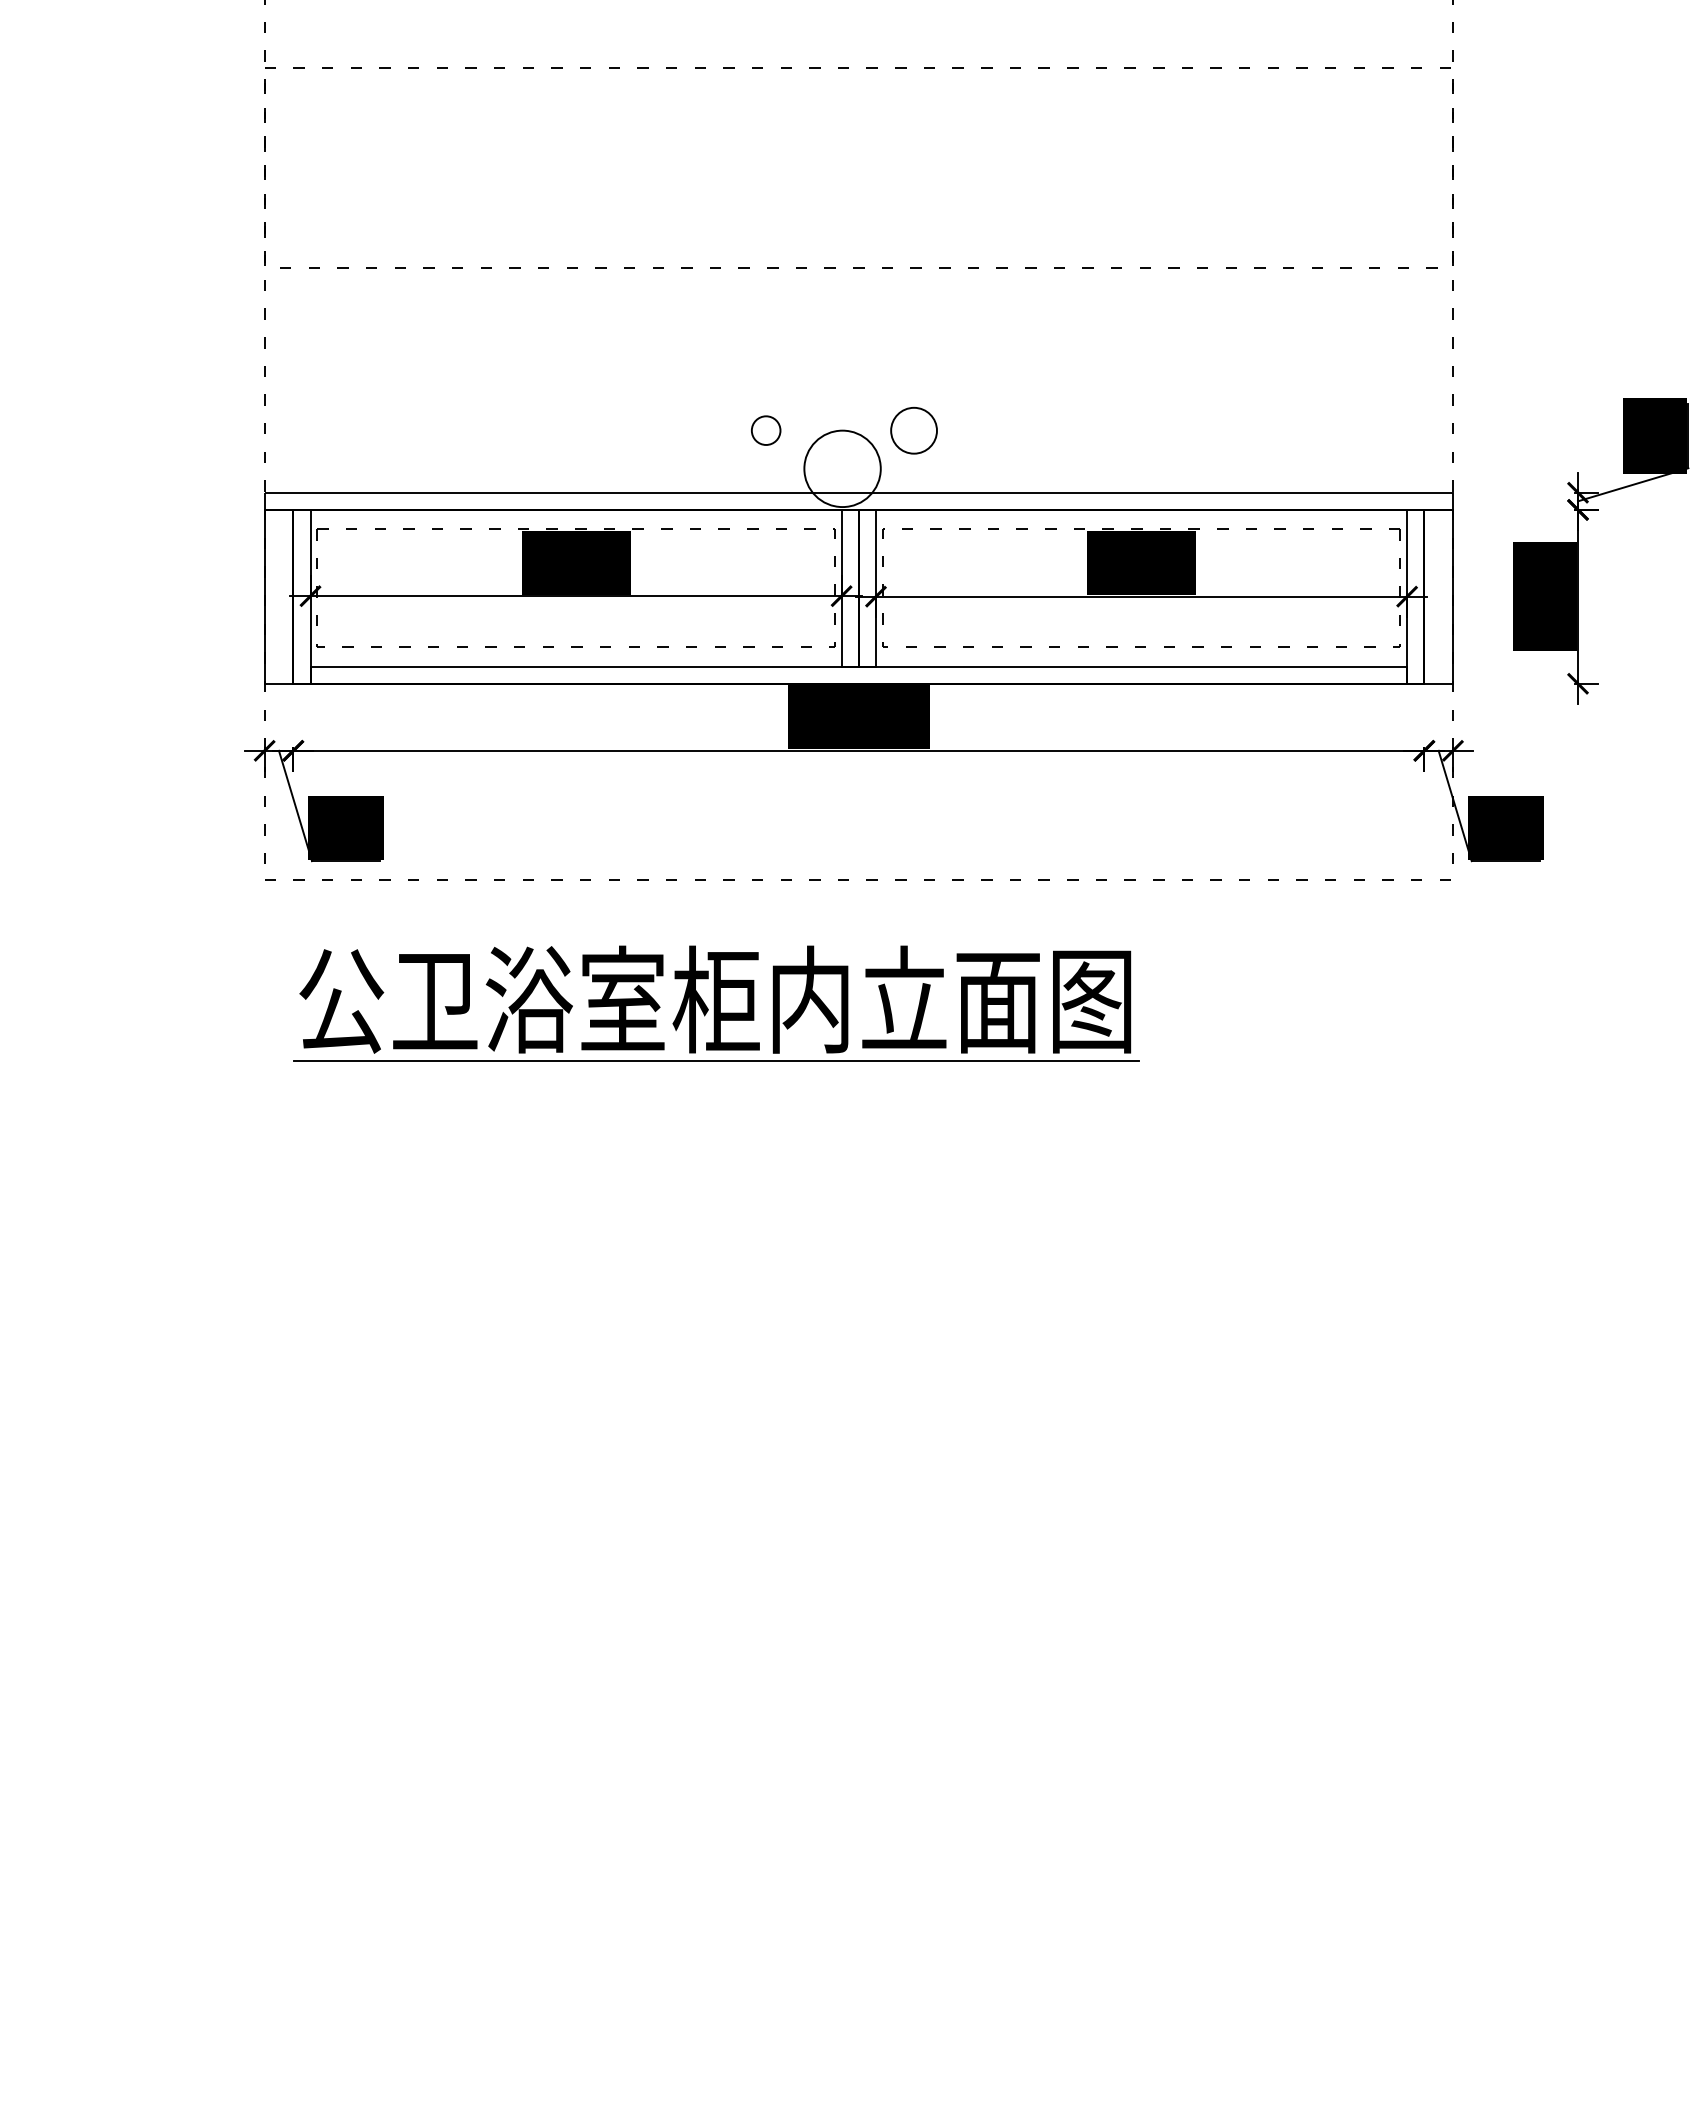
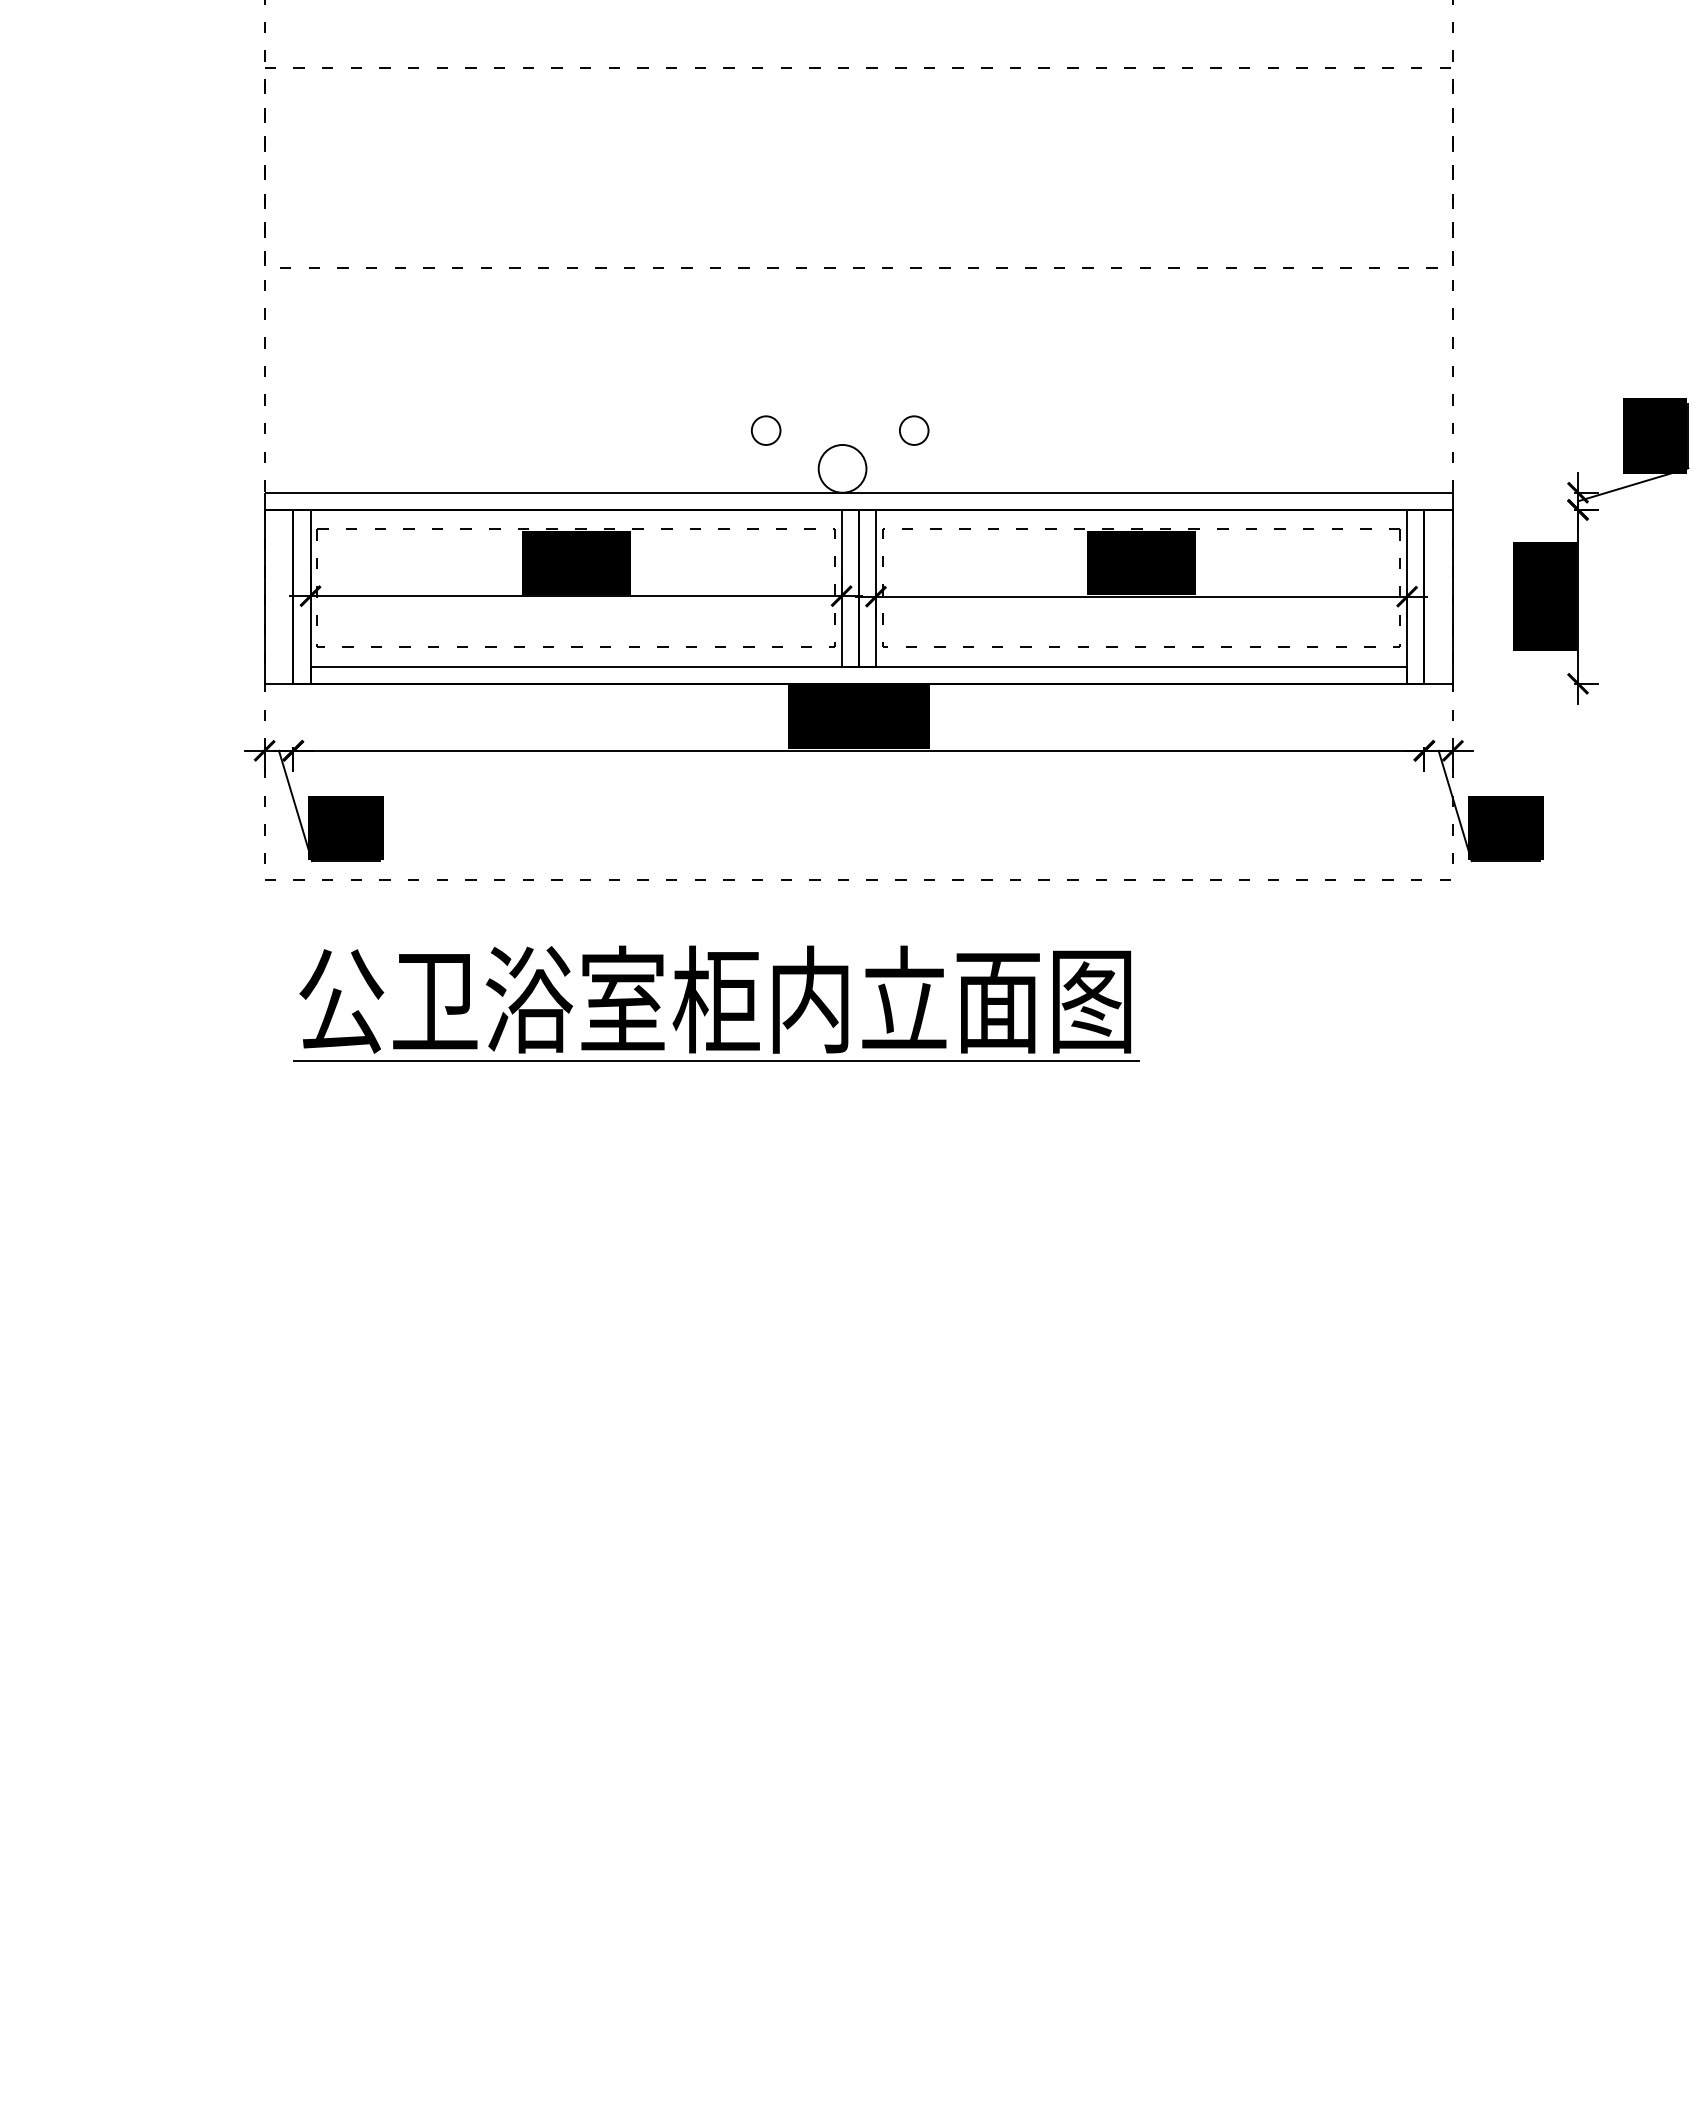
circle size: 48x49 px -> 31x31 px (914, 430)
circle diameter: 76 px -> 48 px (842, 468)
